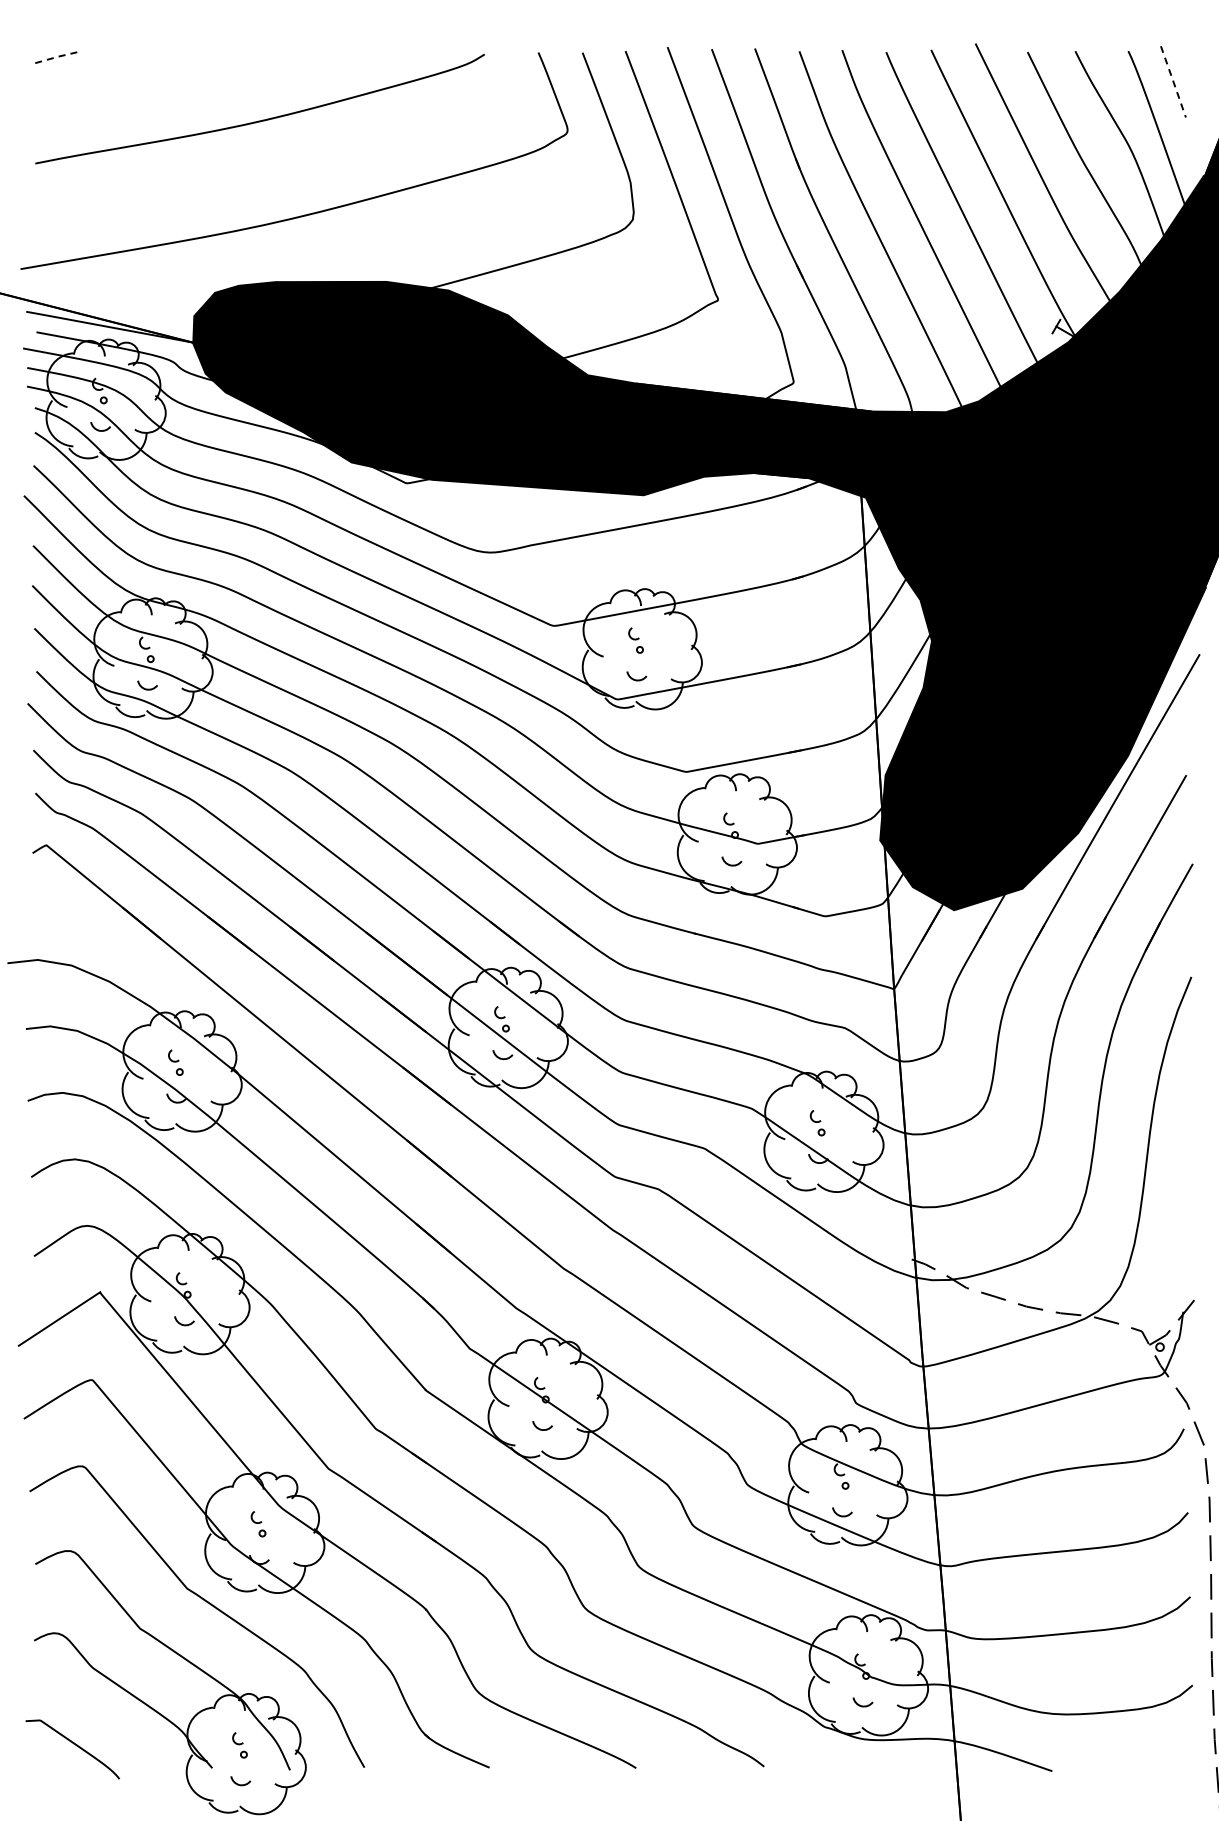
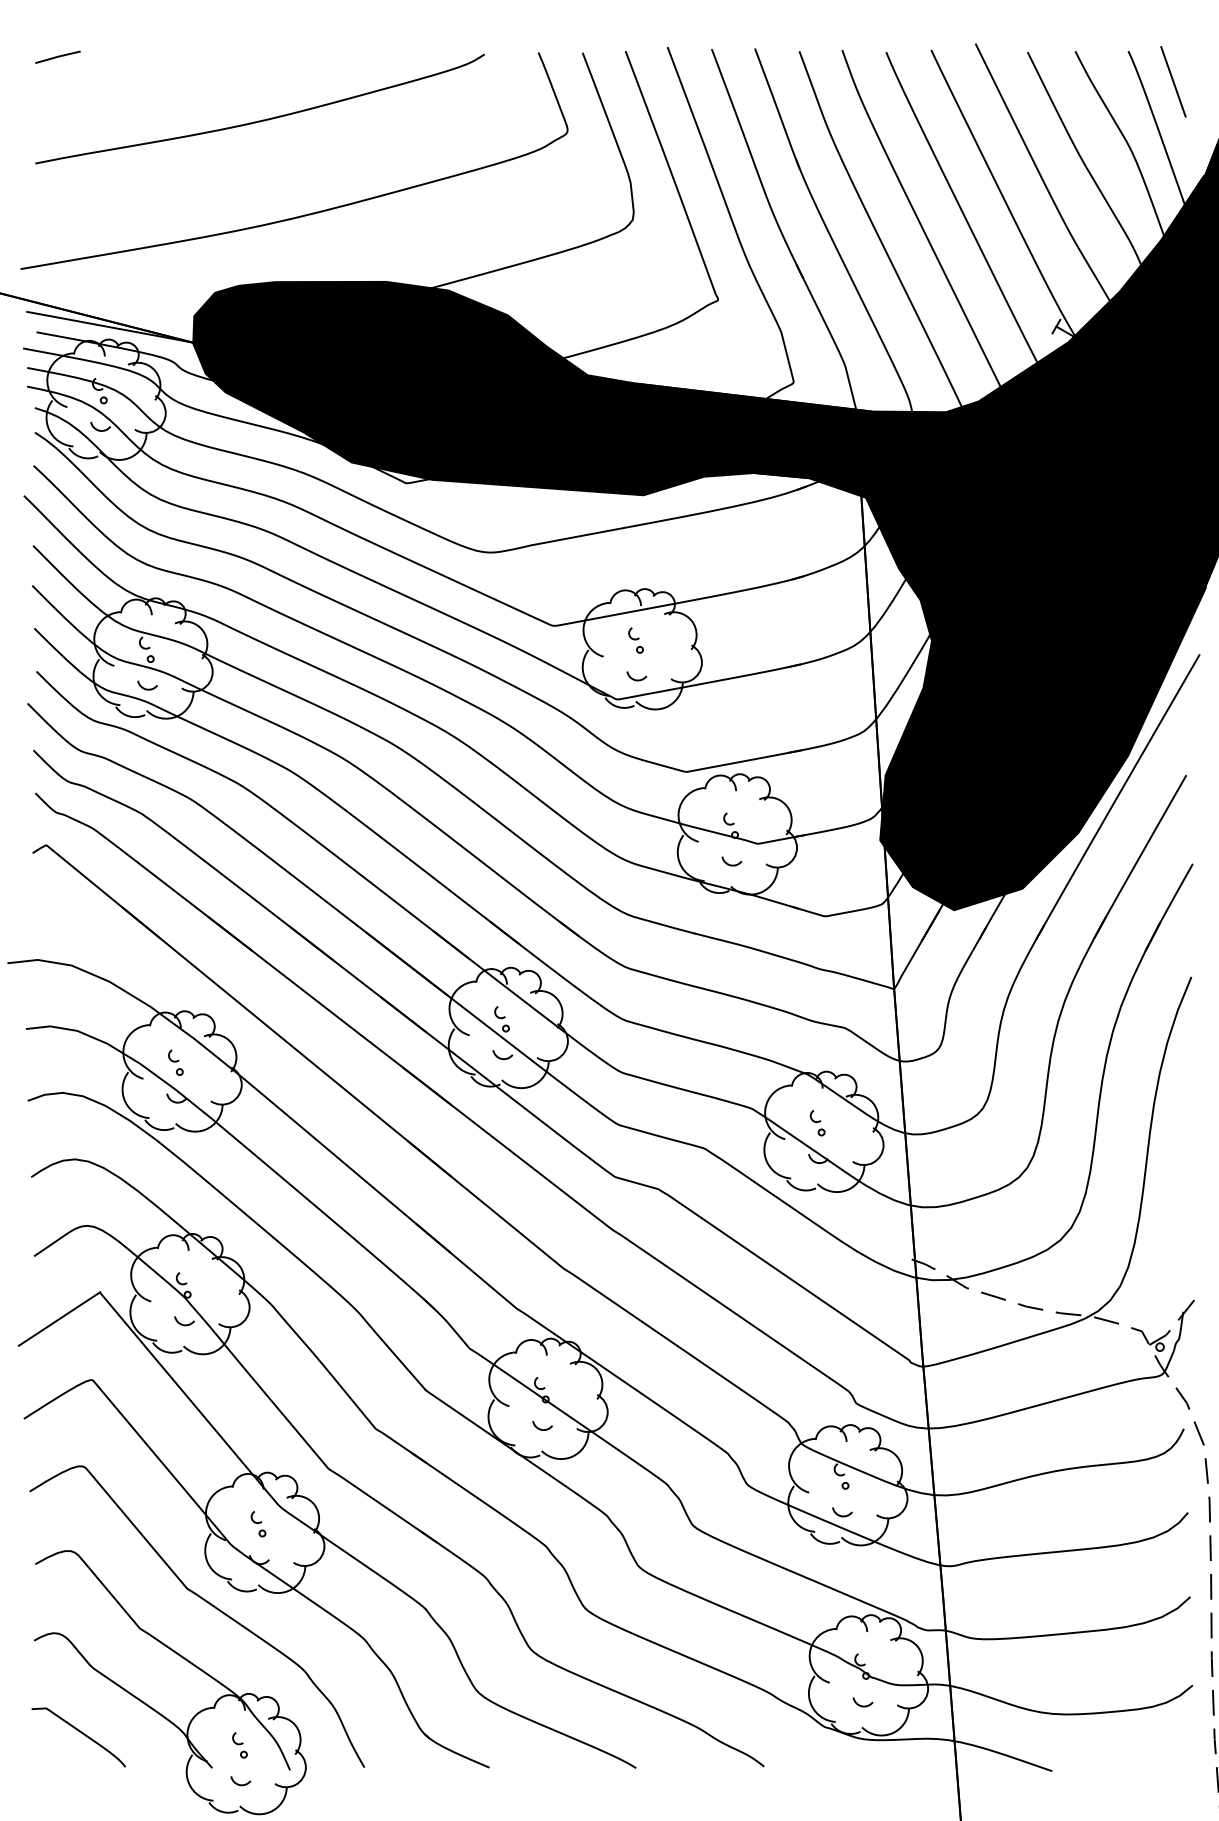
line: dashed -> solid (58, 56)
line: dashed -> solid (1173, 81)
curve position: (75, 1745) -> (81, 1733) (81, 1733)
